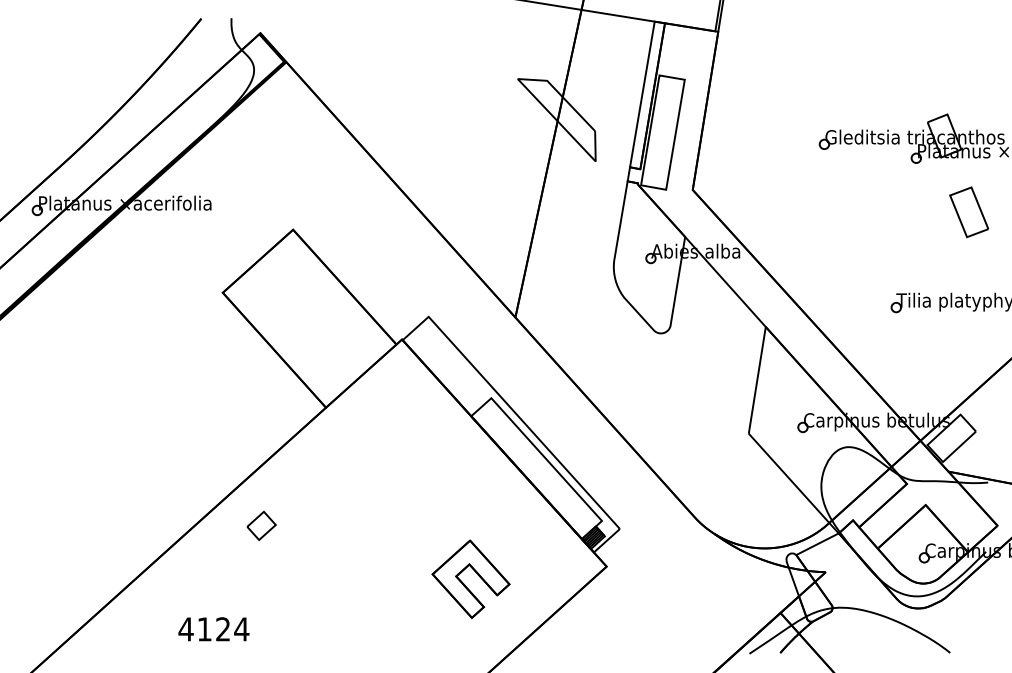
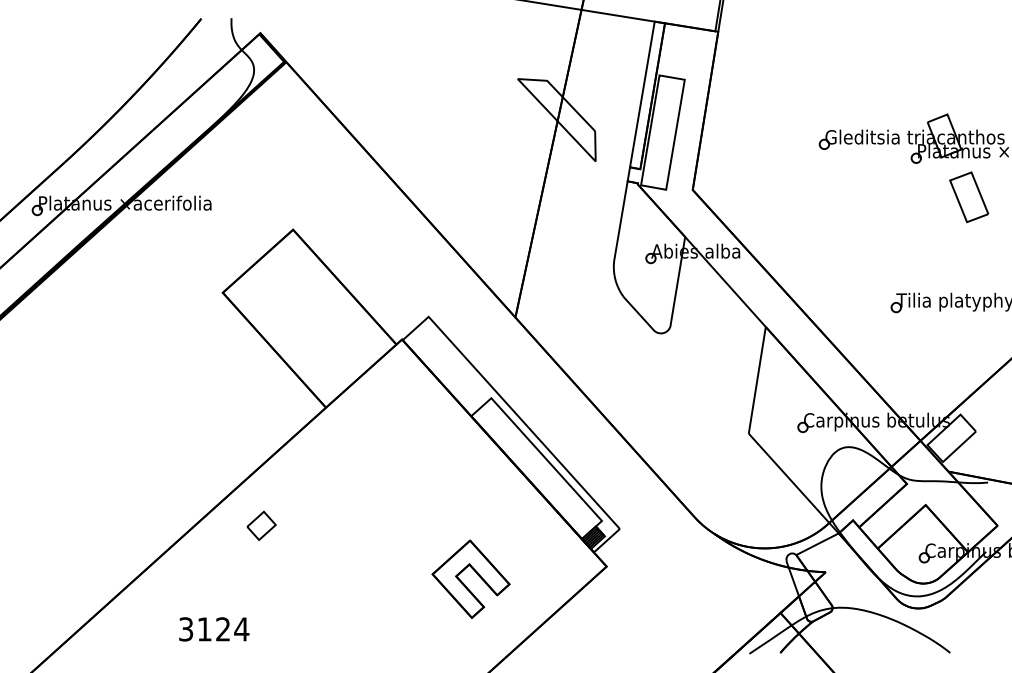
part position: (969, 212) -> (969, 197) (969, 197)
text: 4124 -> 3124 (185, 629)
